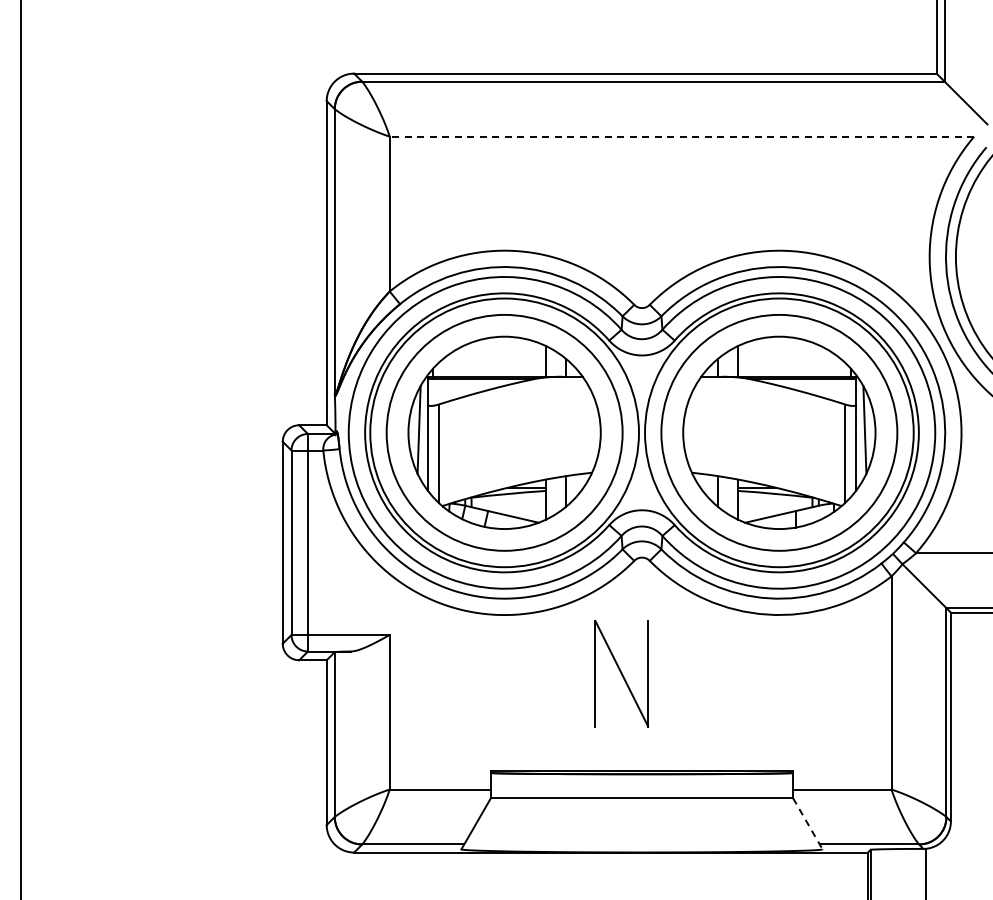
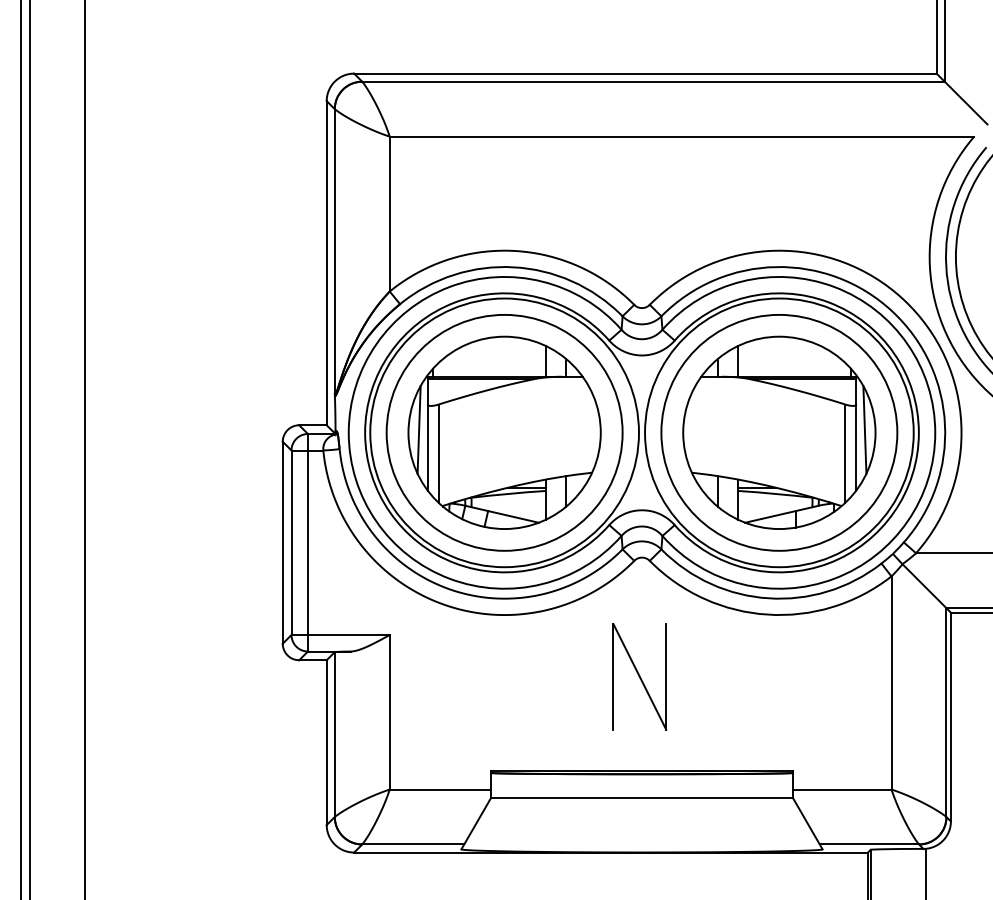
line: dashed -> solid (681, 136)
line: none -> present (29, 449)
line: none -> present (84, 449)
part position: (621, 673) -> (639, 676) (639, 676)
line: dashed -> solid (808, 824)
